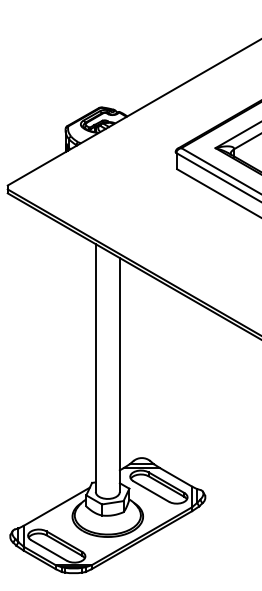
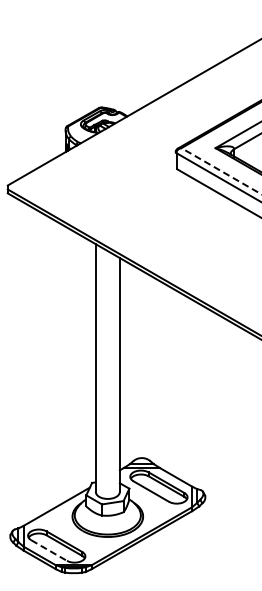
line: solid -> dashed (221, 171)
line: solid -> dashed (49, 550)
